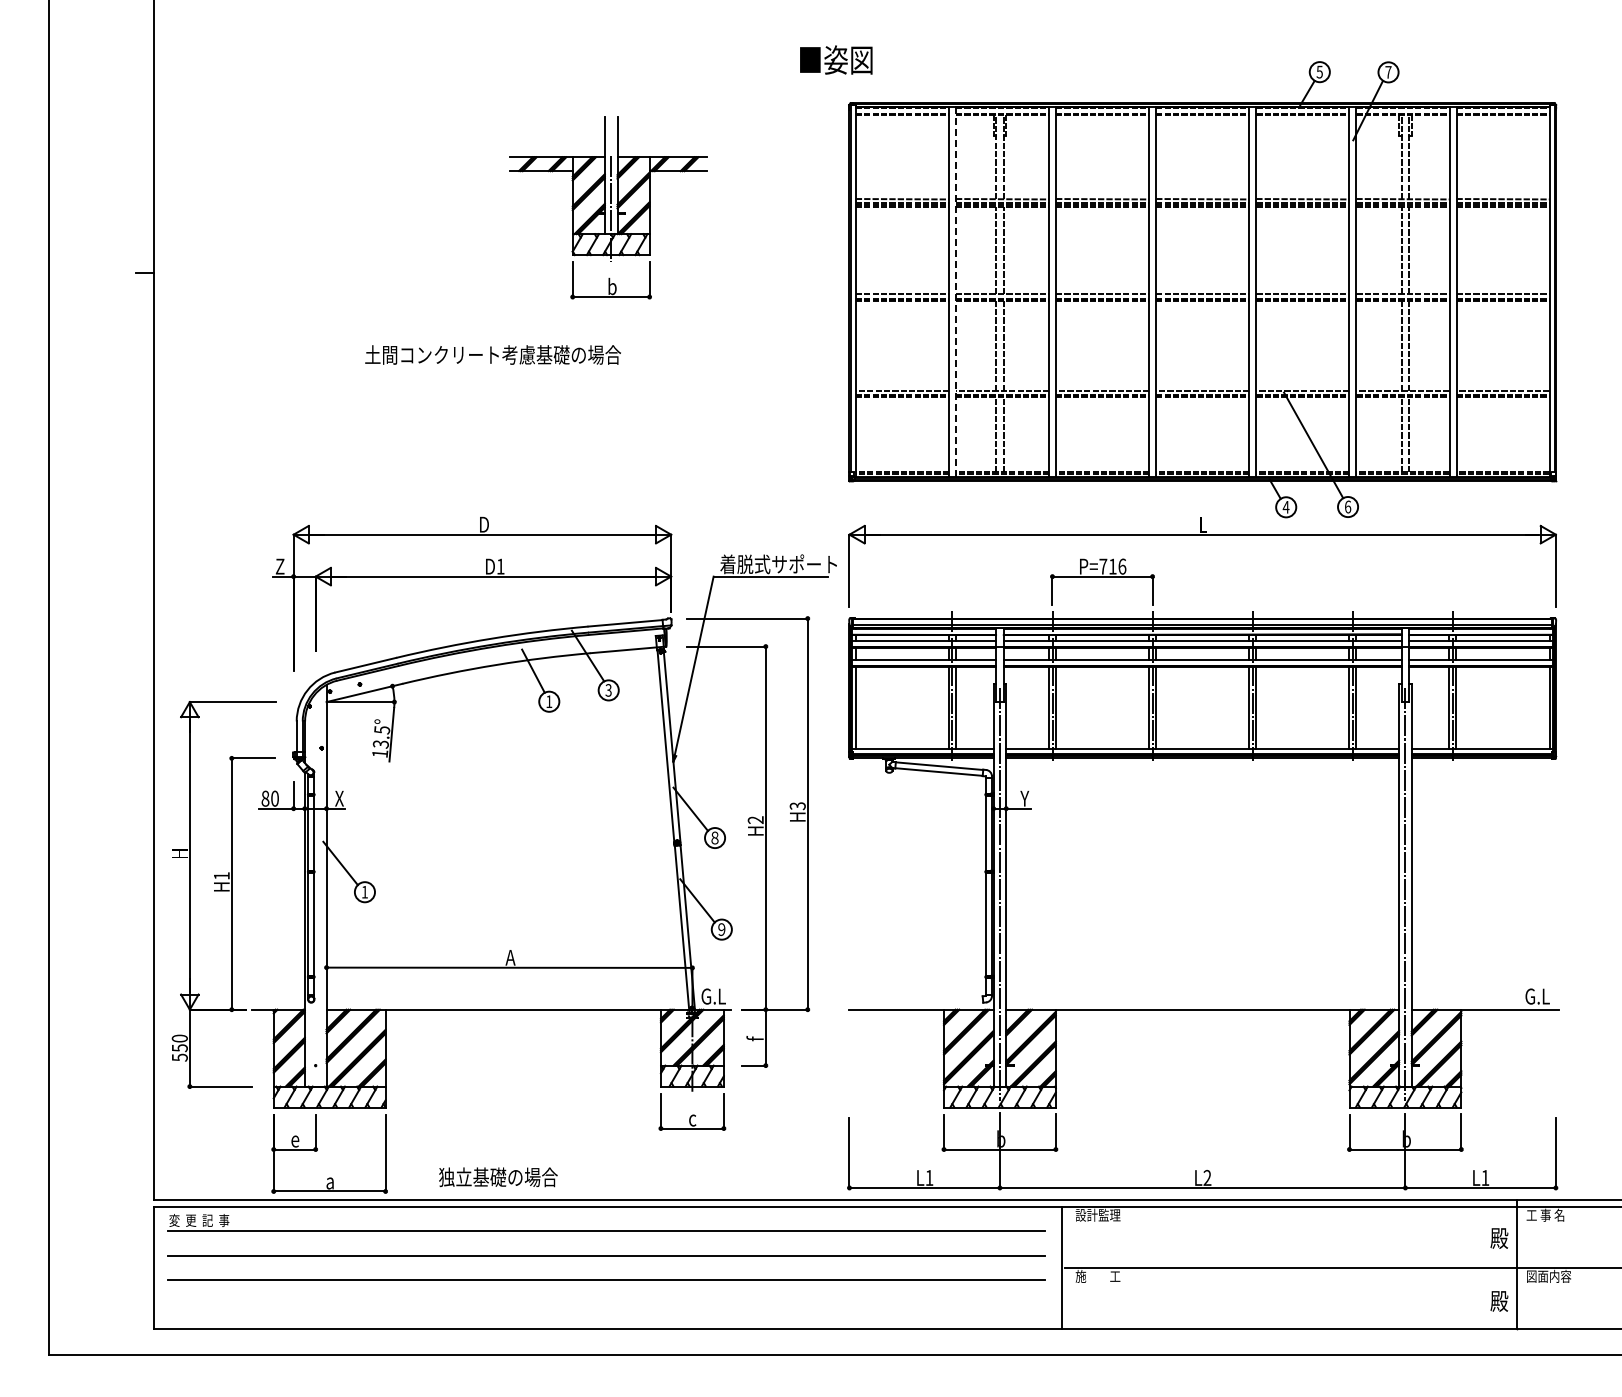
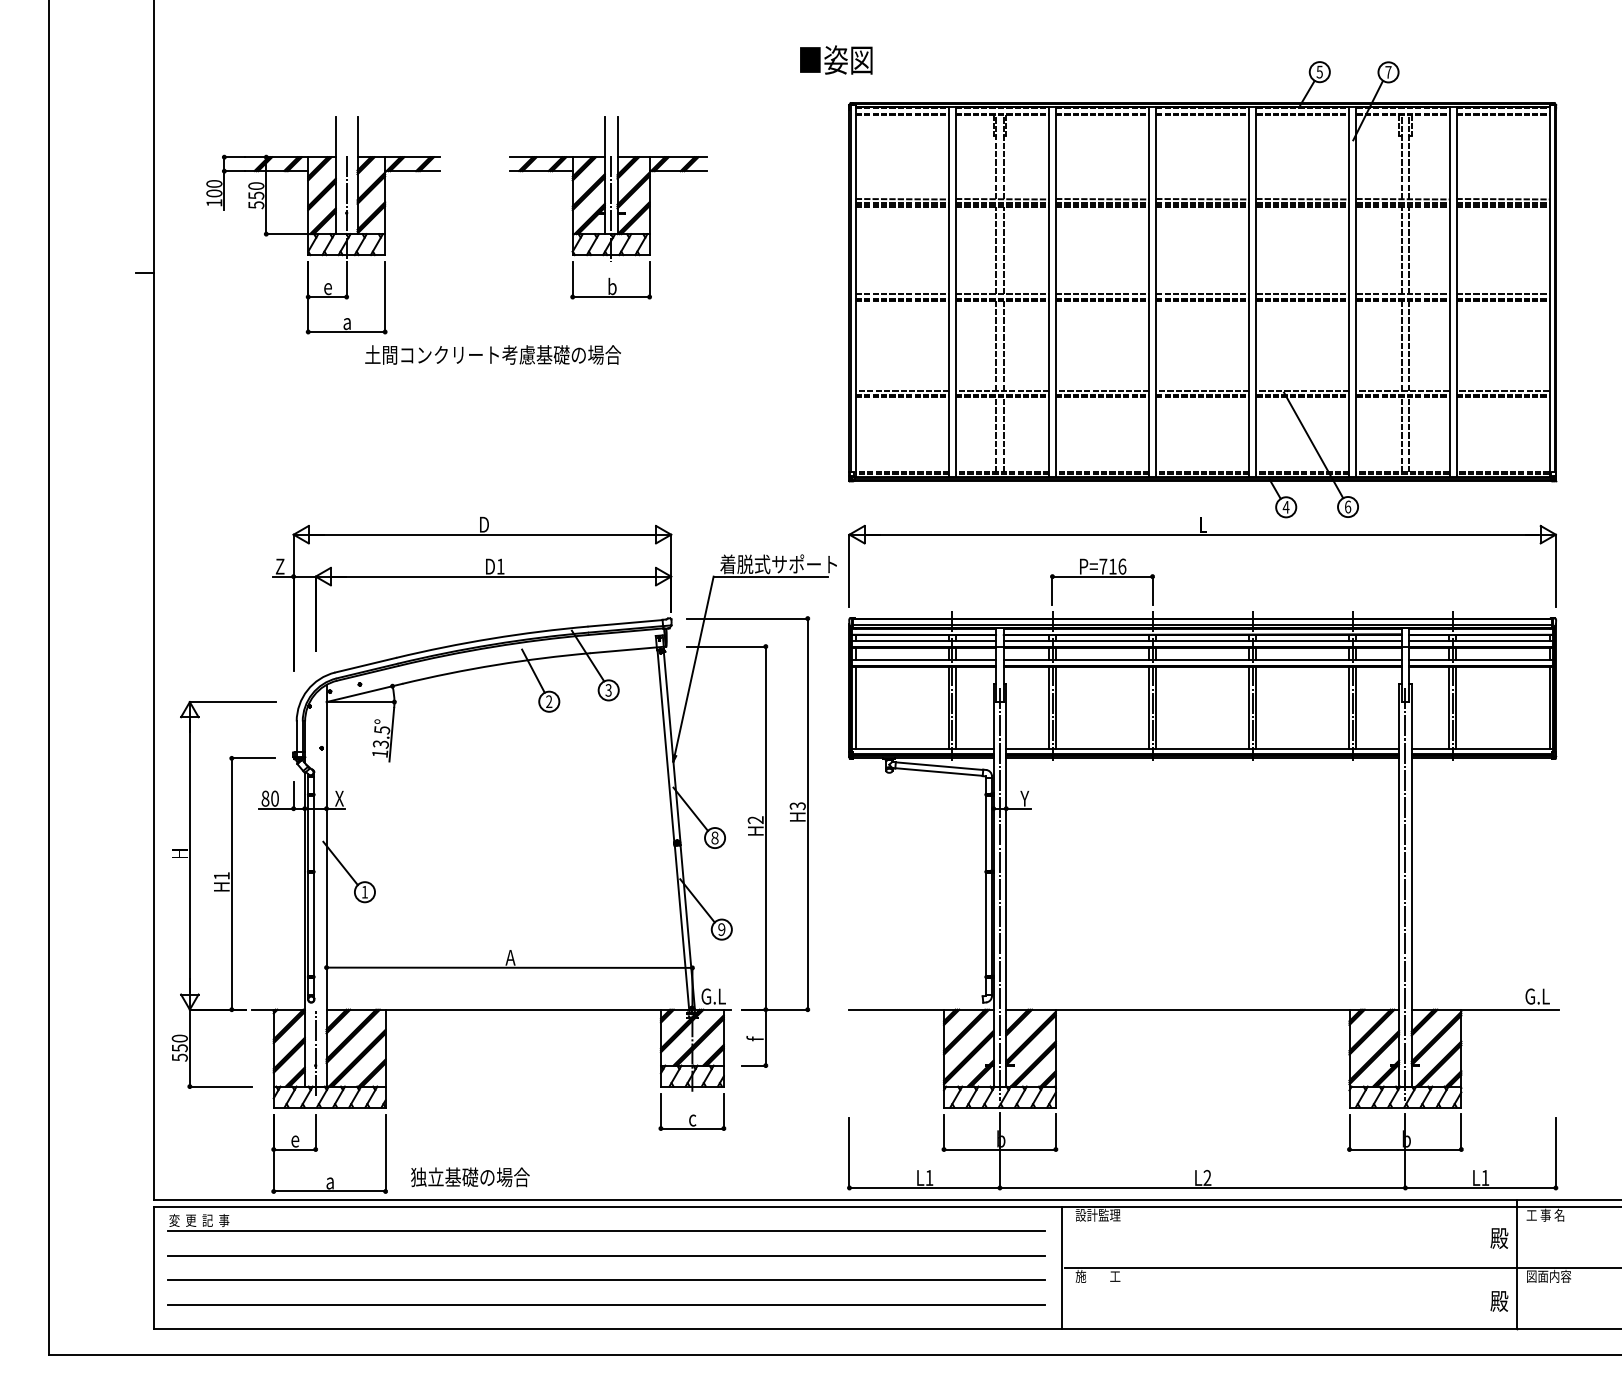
part: none -> present (323, 225)
line: dashed -> solid (955, 291)
text: 1 -> 2 (549, 701)
line: none -> present (315, 1053)
text position: (498, 1177) -> (470, 1177) (470, 1177)
line: none -> present (606, 1304)
